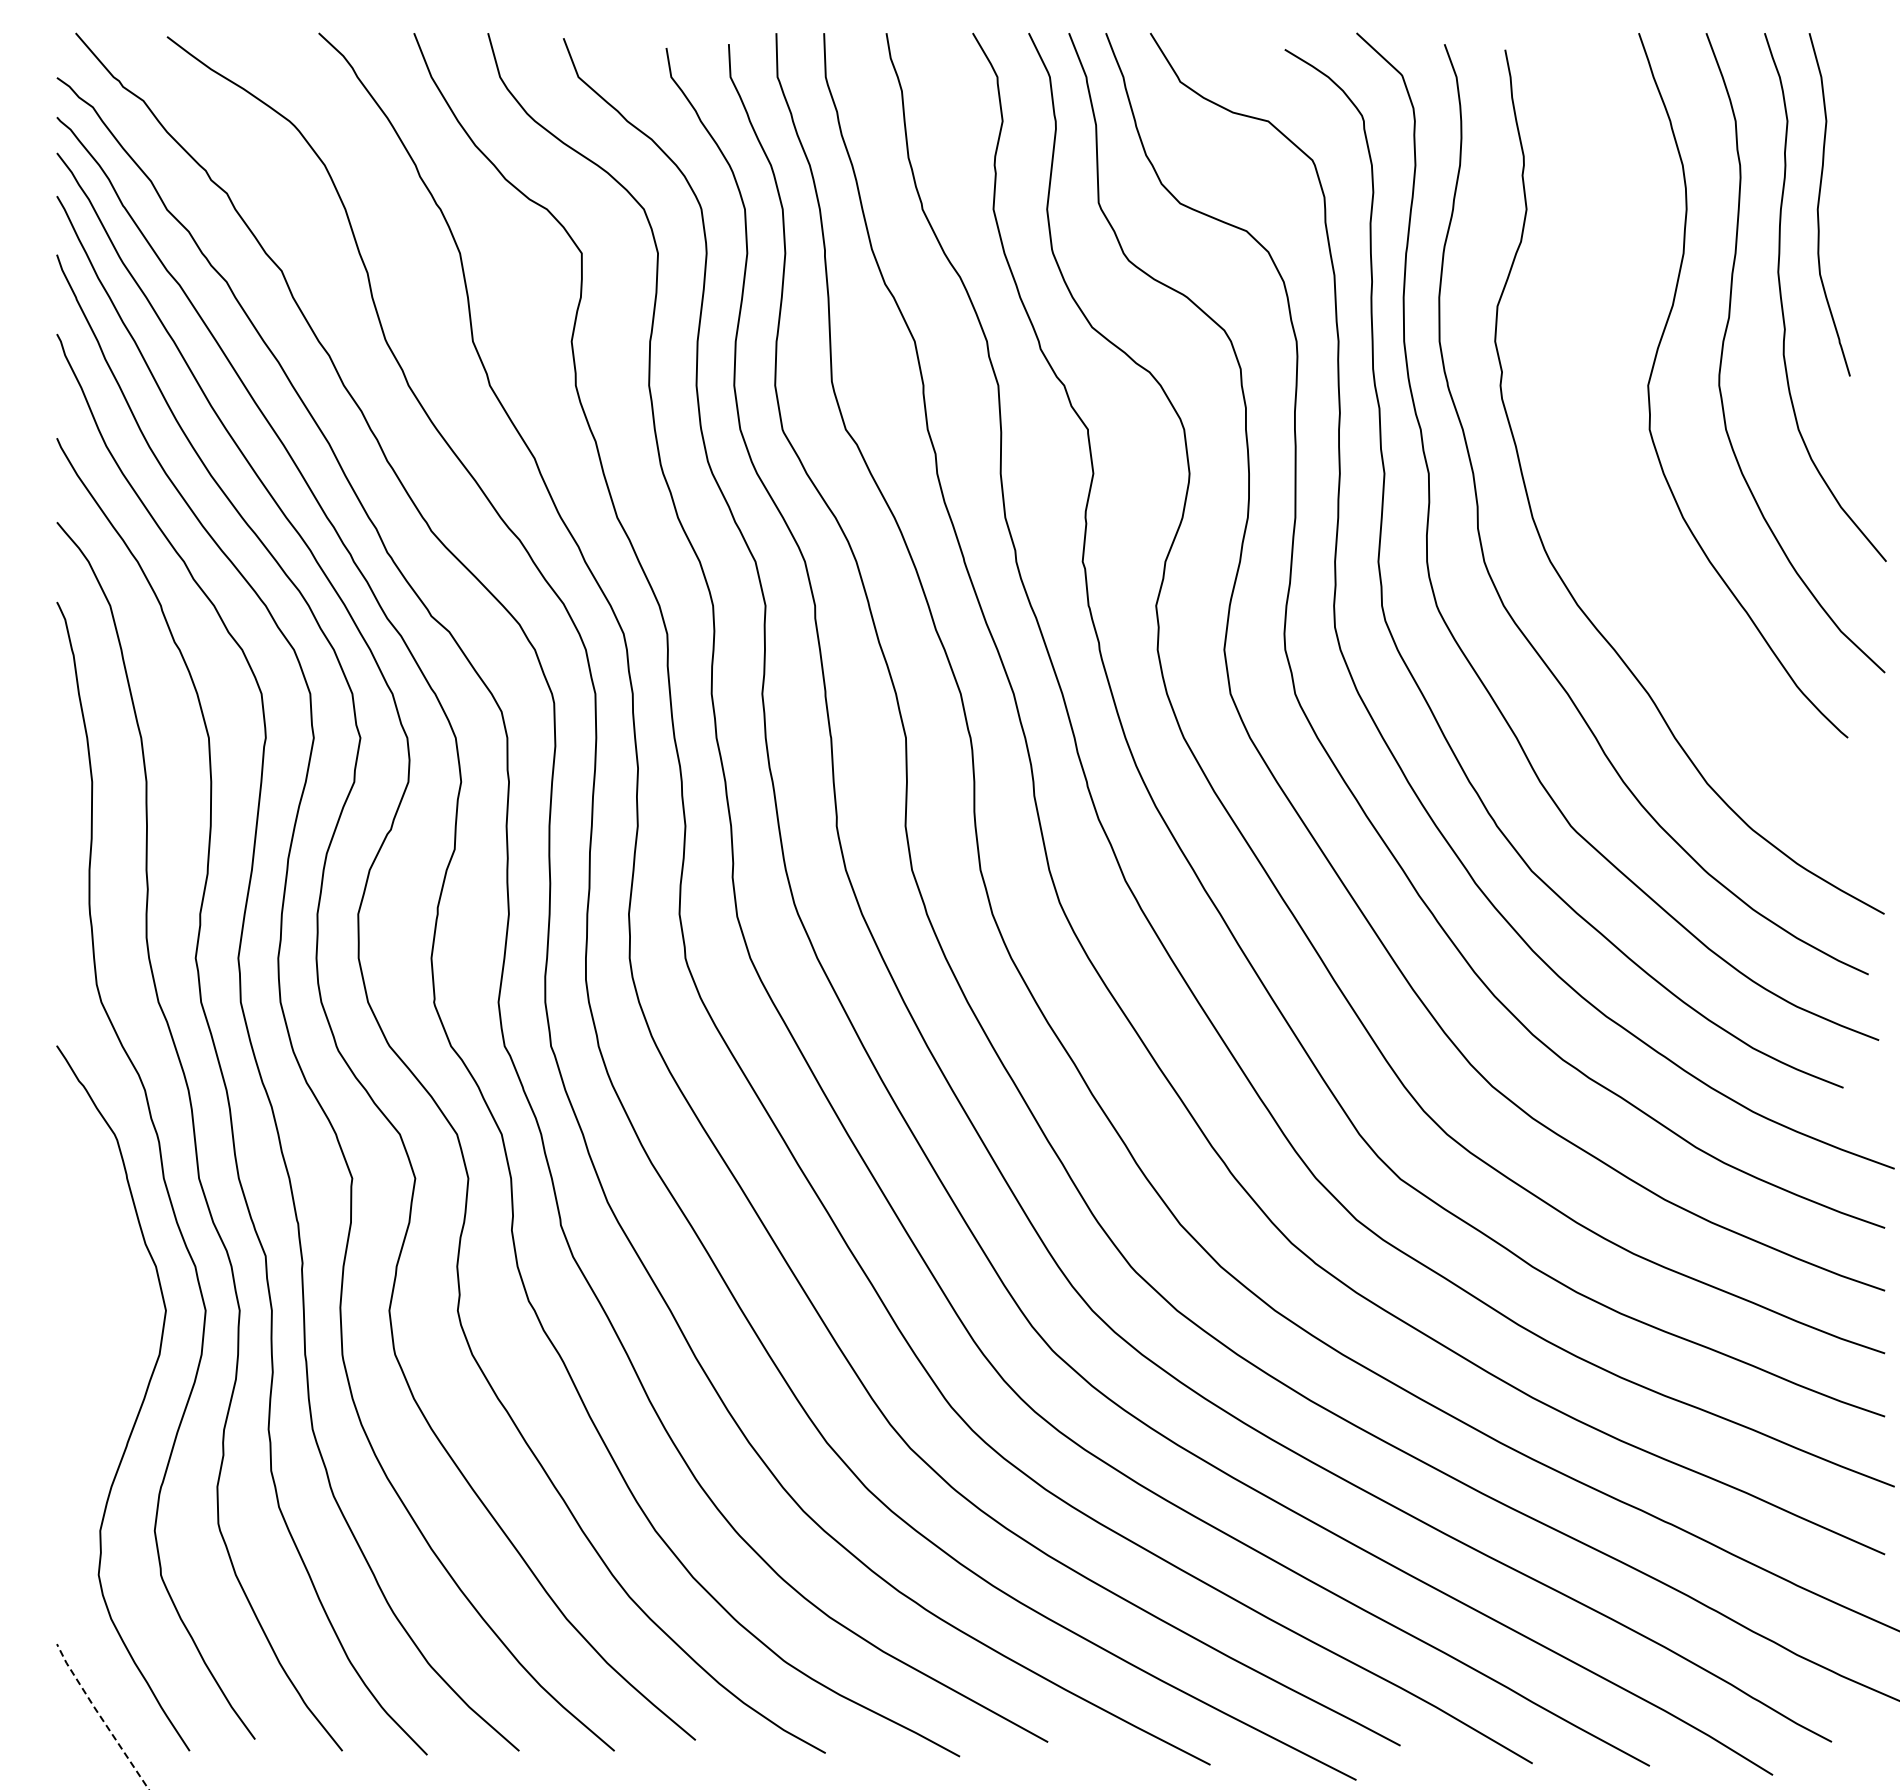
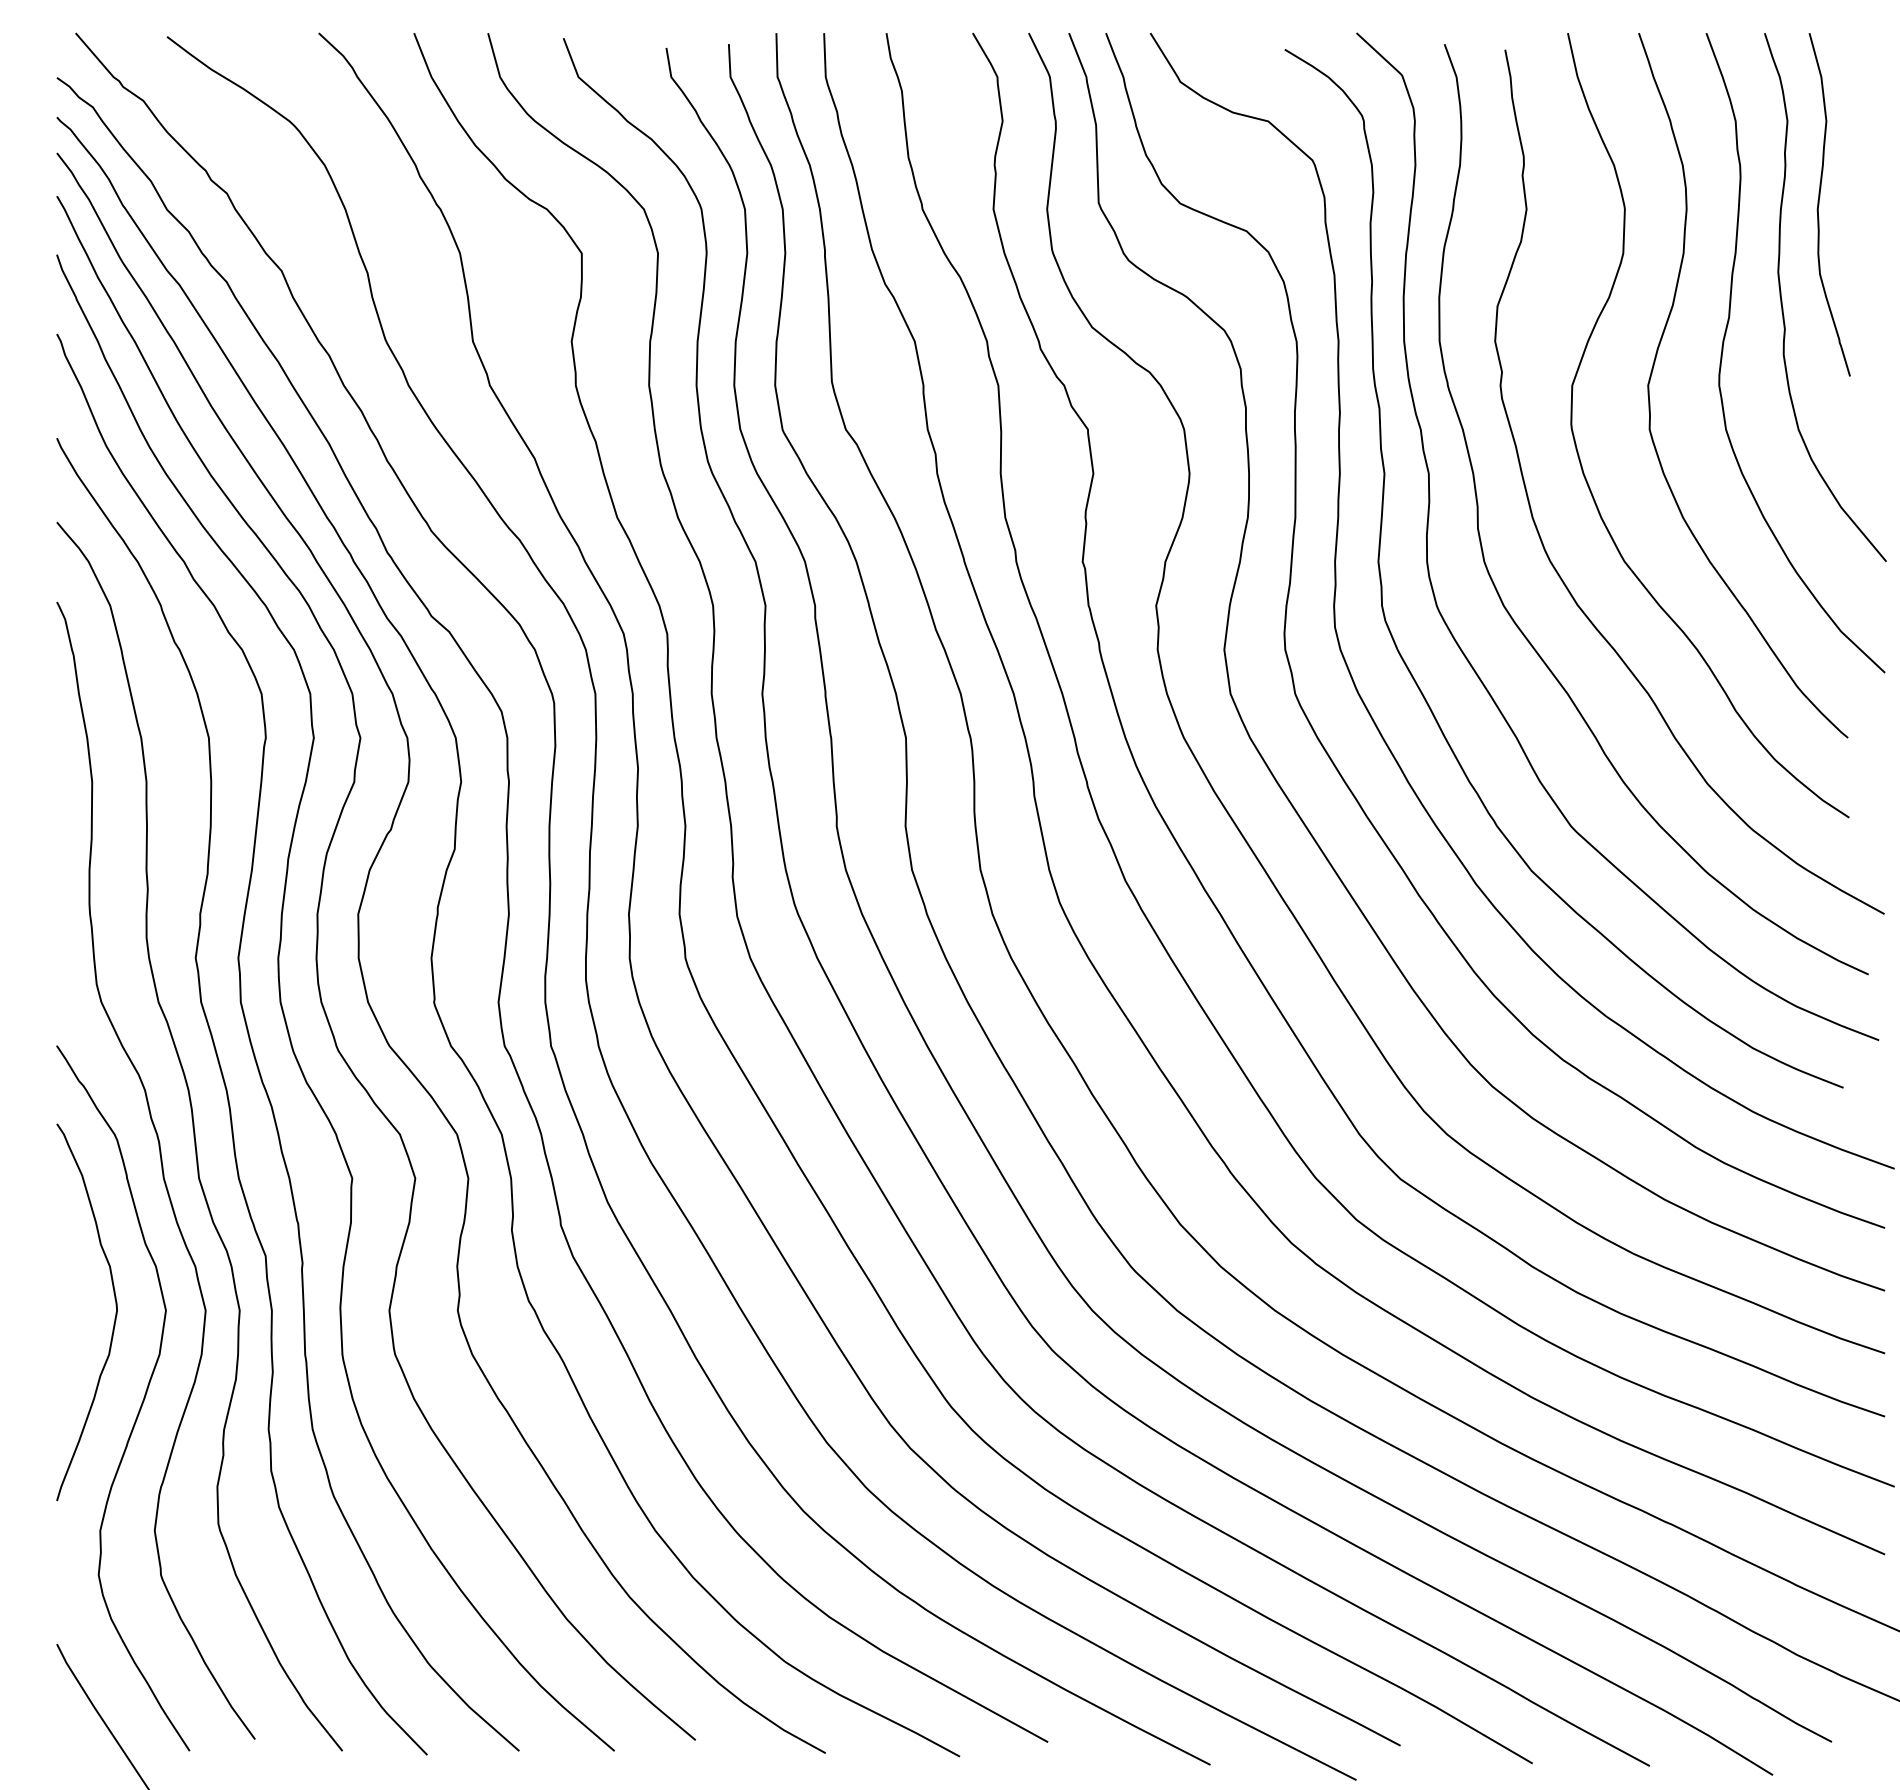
curve: none -> present (1580, 458)
curve: none -> present (114, 1318)
line: dashed -> solid (100, 1716)
